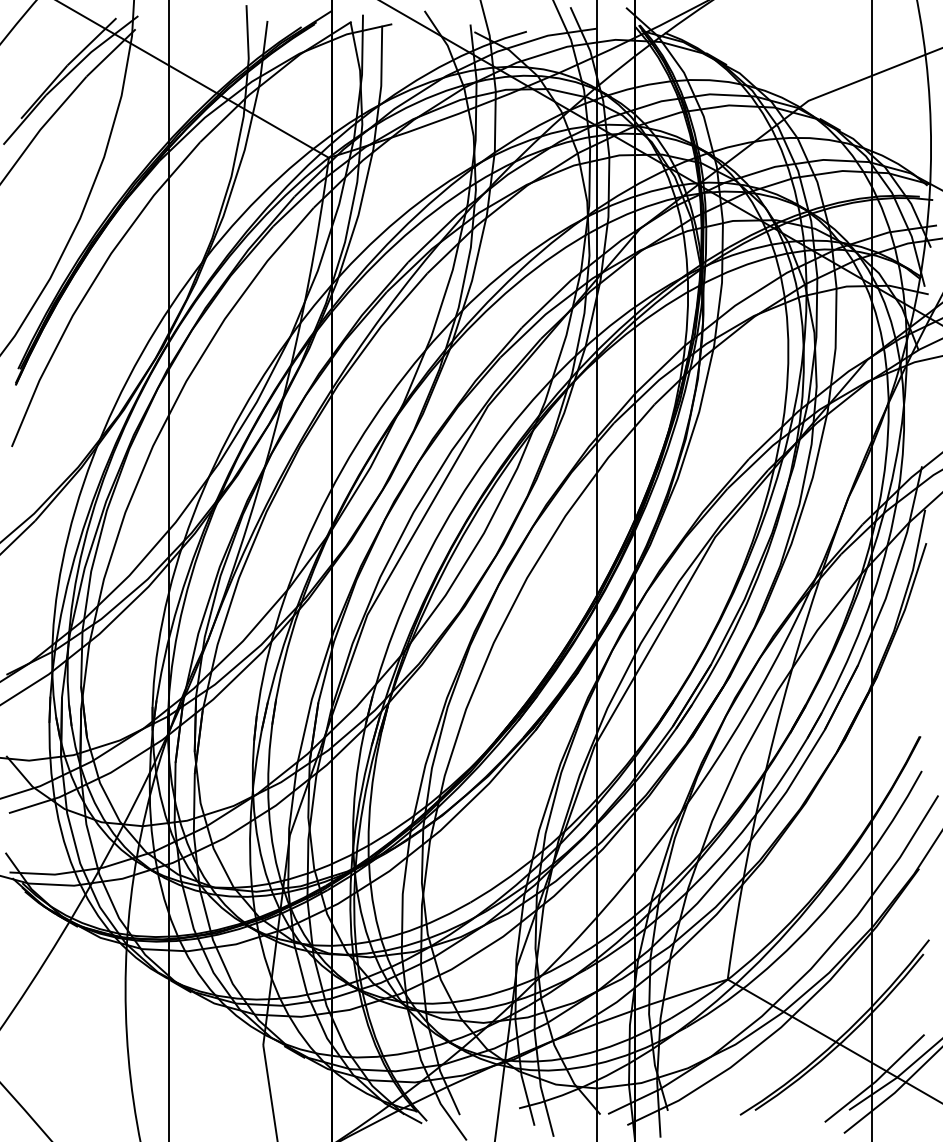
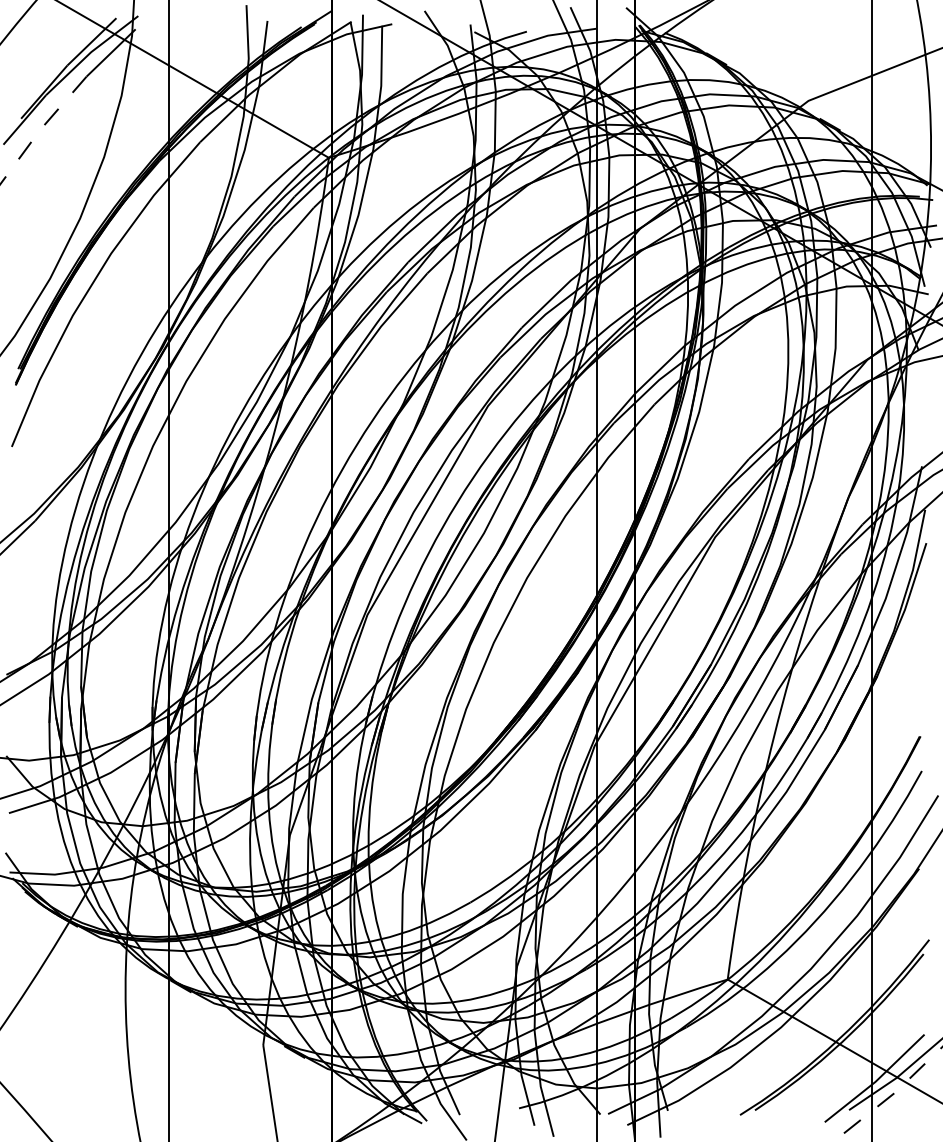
line: solid -> dashed (41, 129)
line: solid -> dashed (895, 1092)
